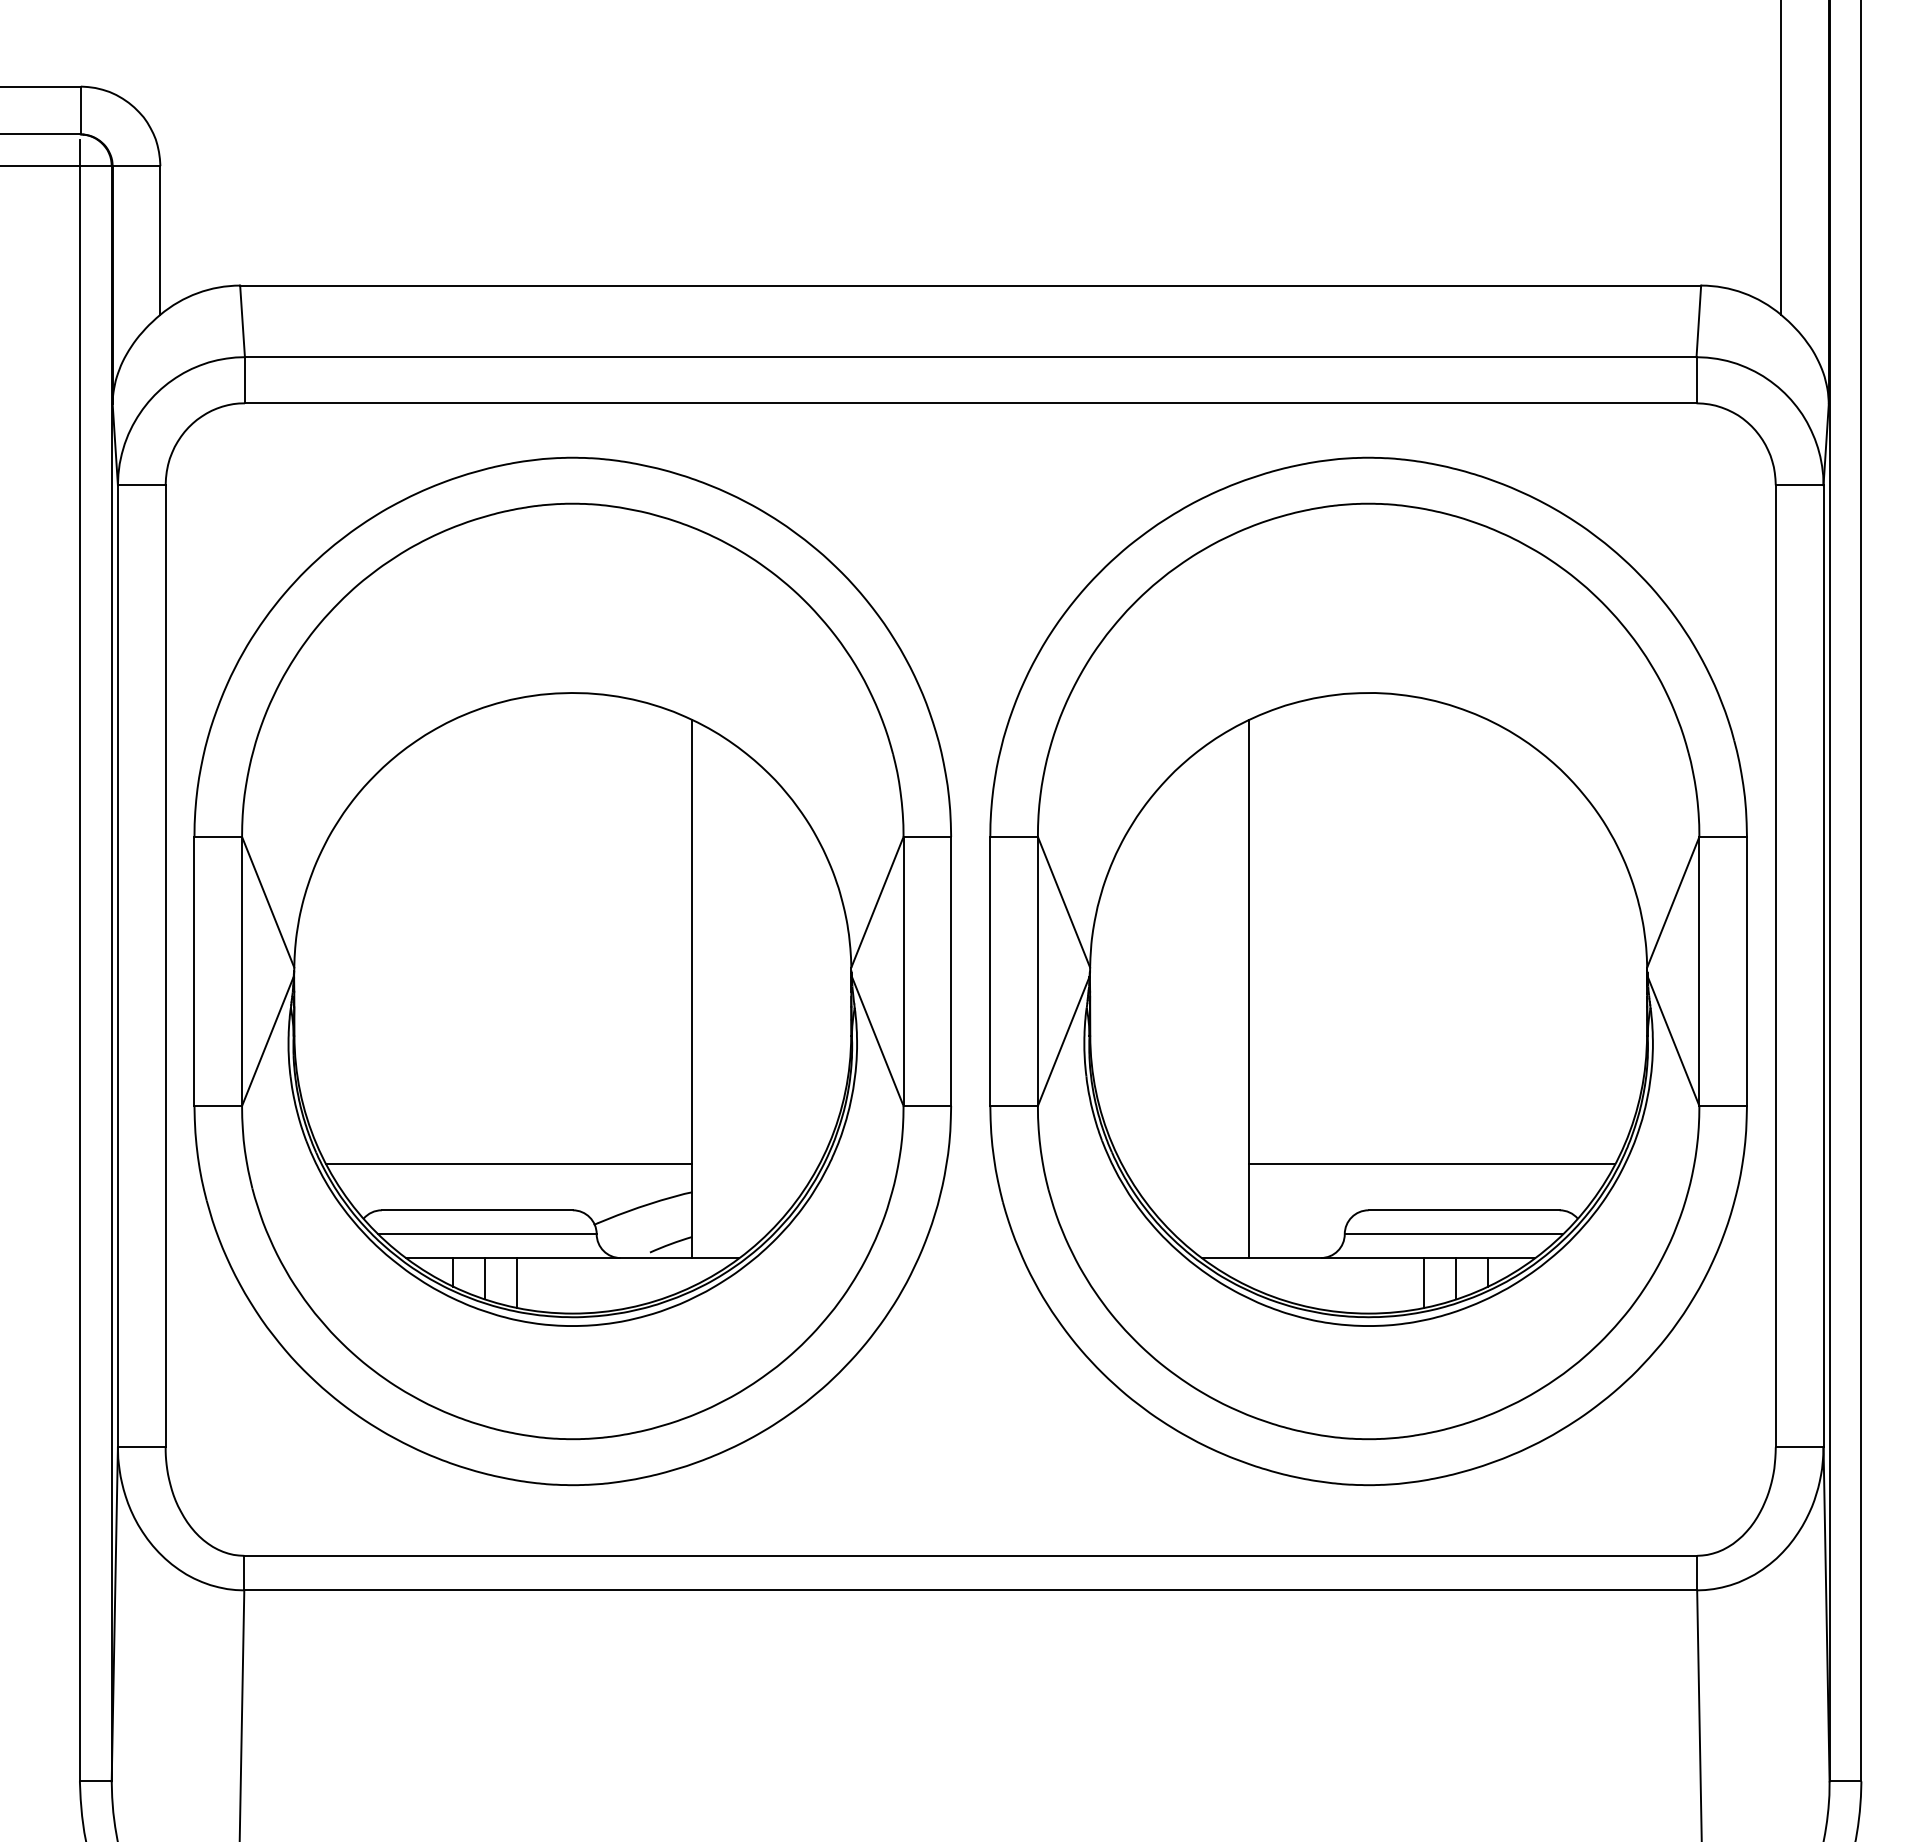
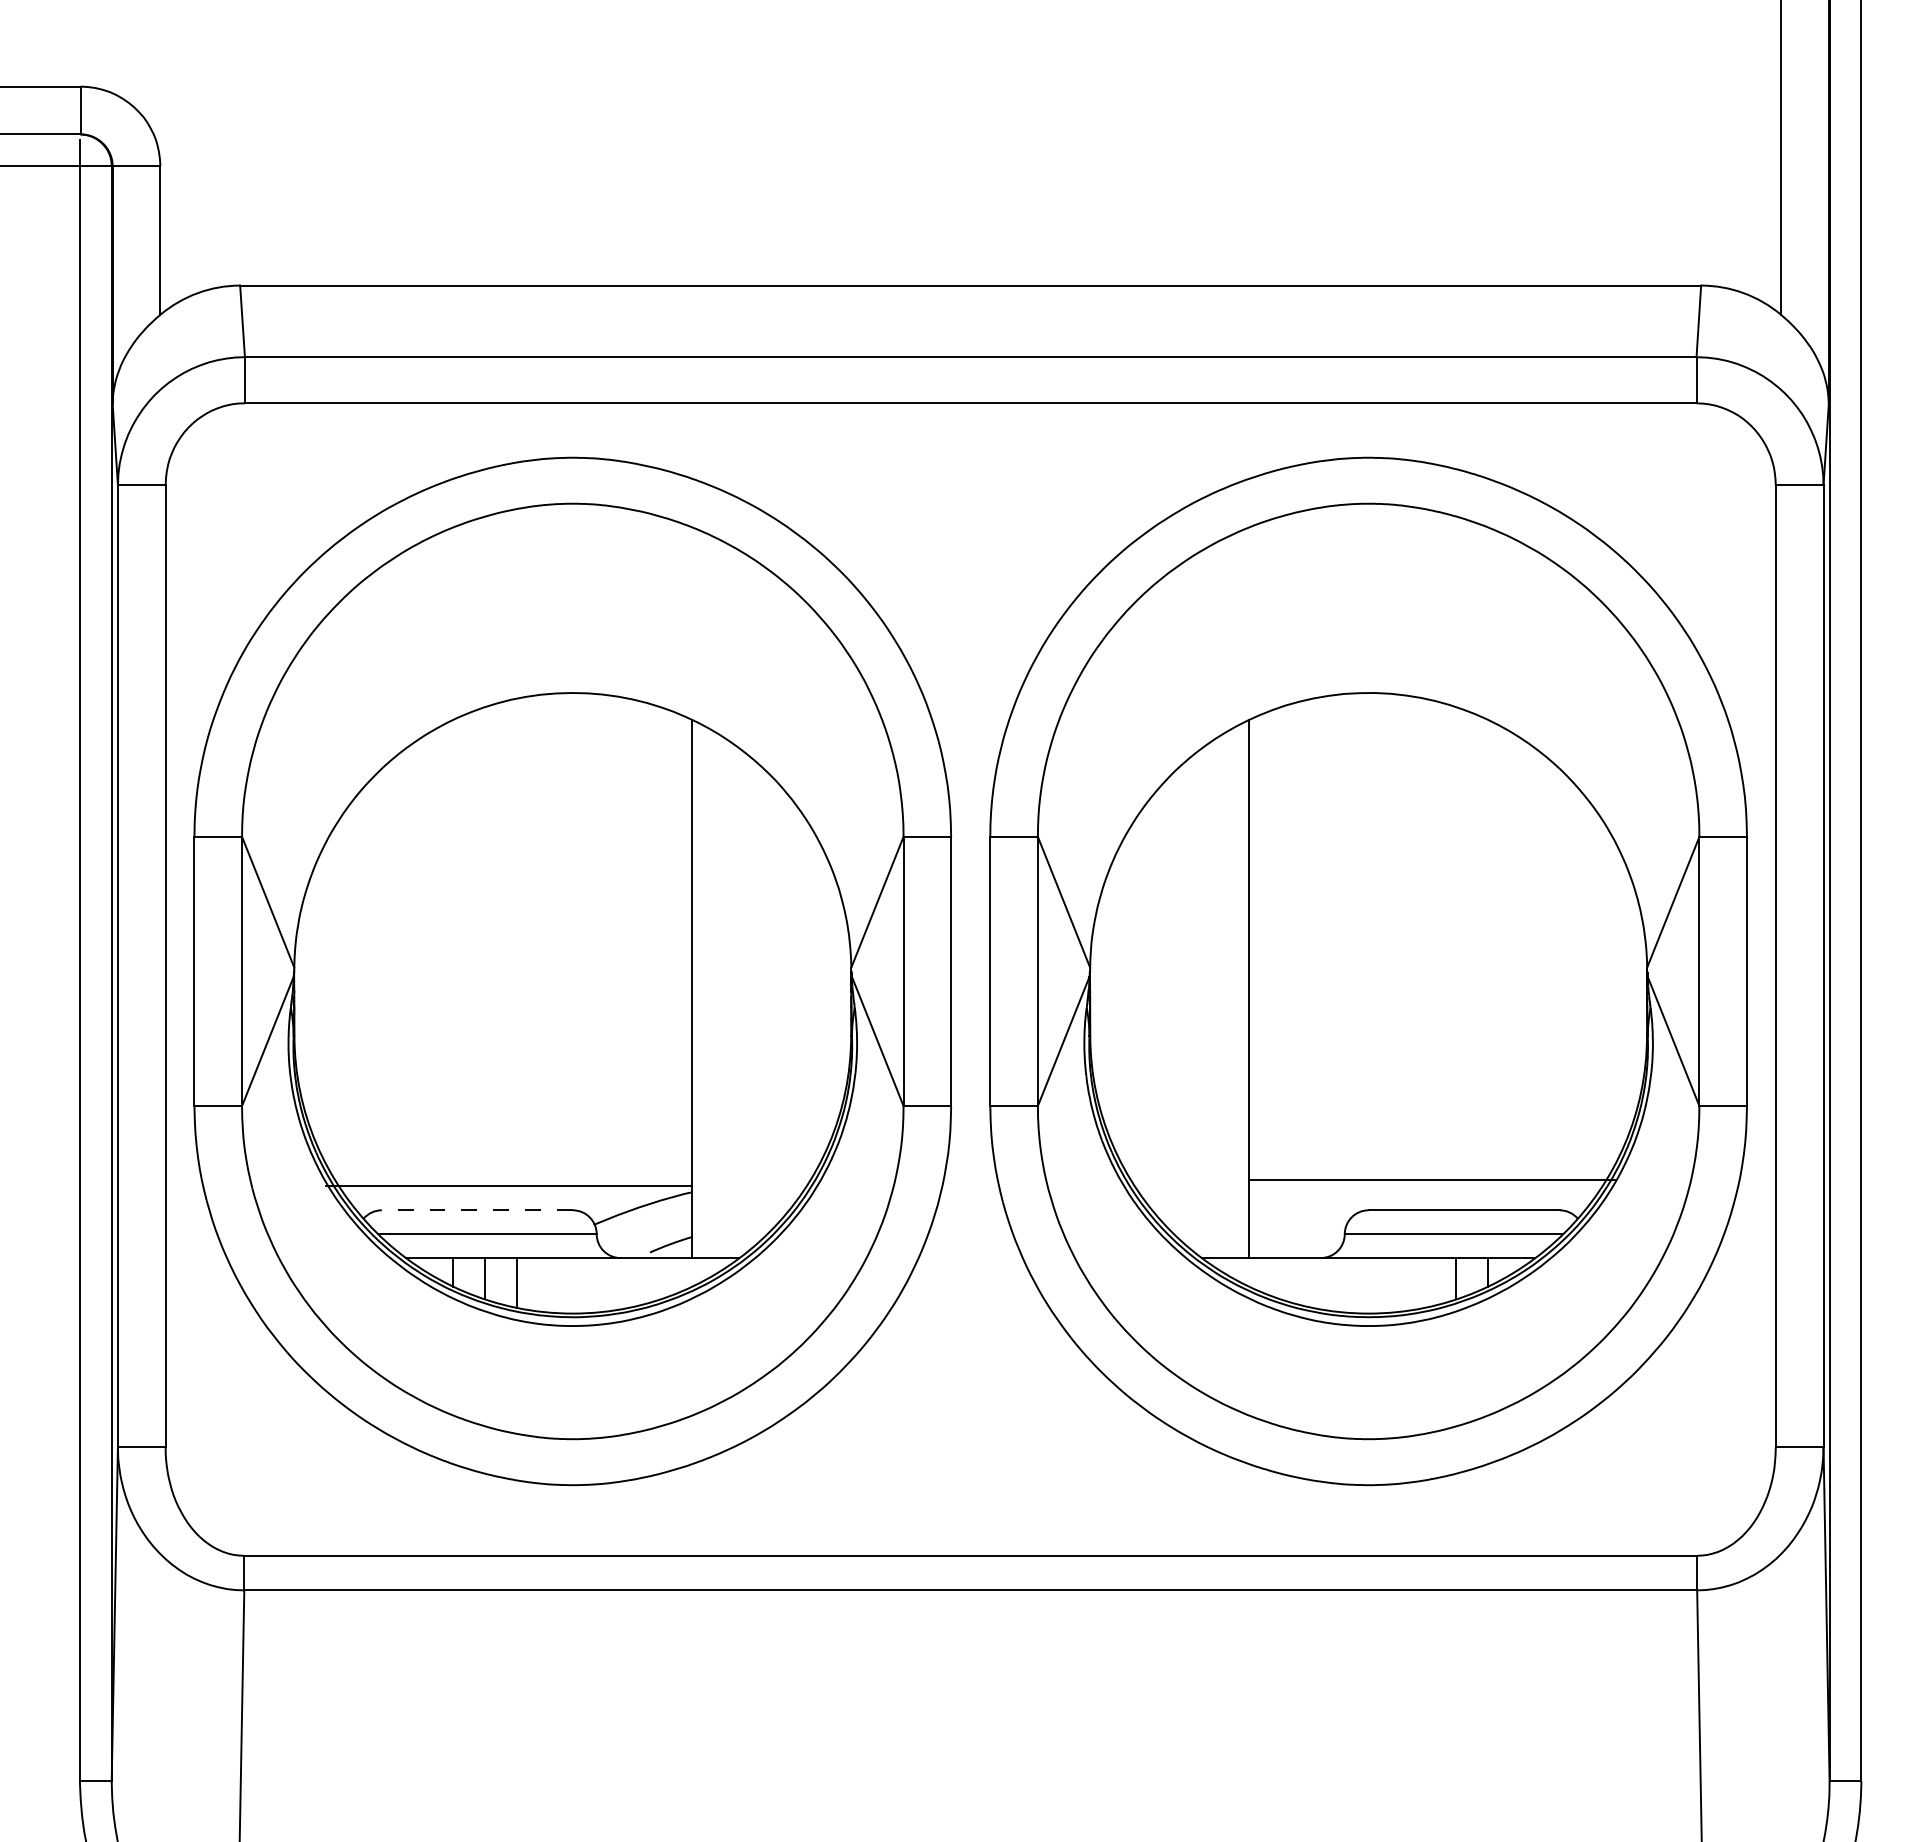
line position: (509, 1164) -> (509, 1186) (509, 1186)
line position: (1432, 1164) -> (1432, 1180) (1432, 1180)
line: solid -> dashed (476, 1210)
line: present -> none (1424, 1282)
